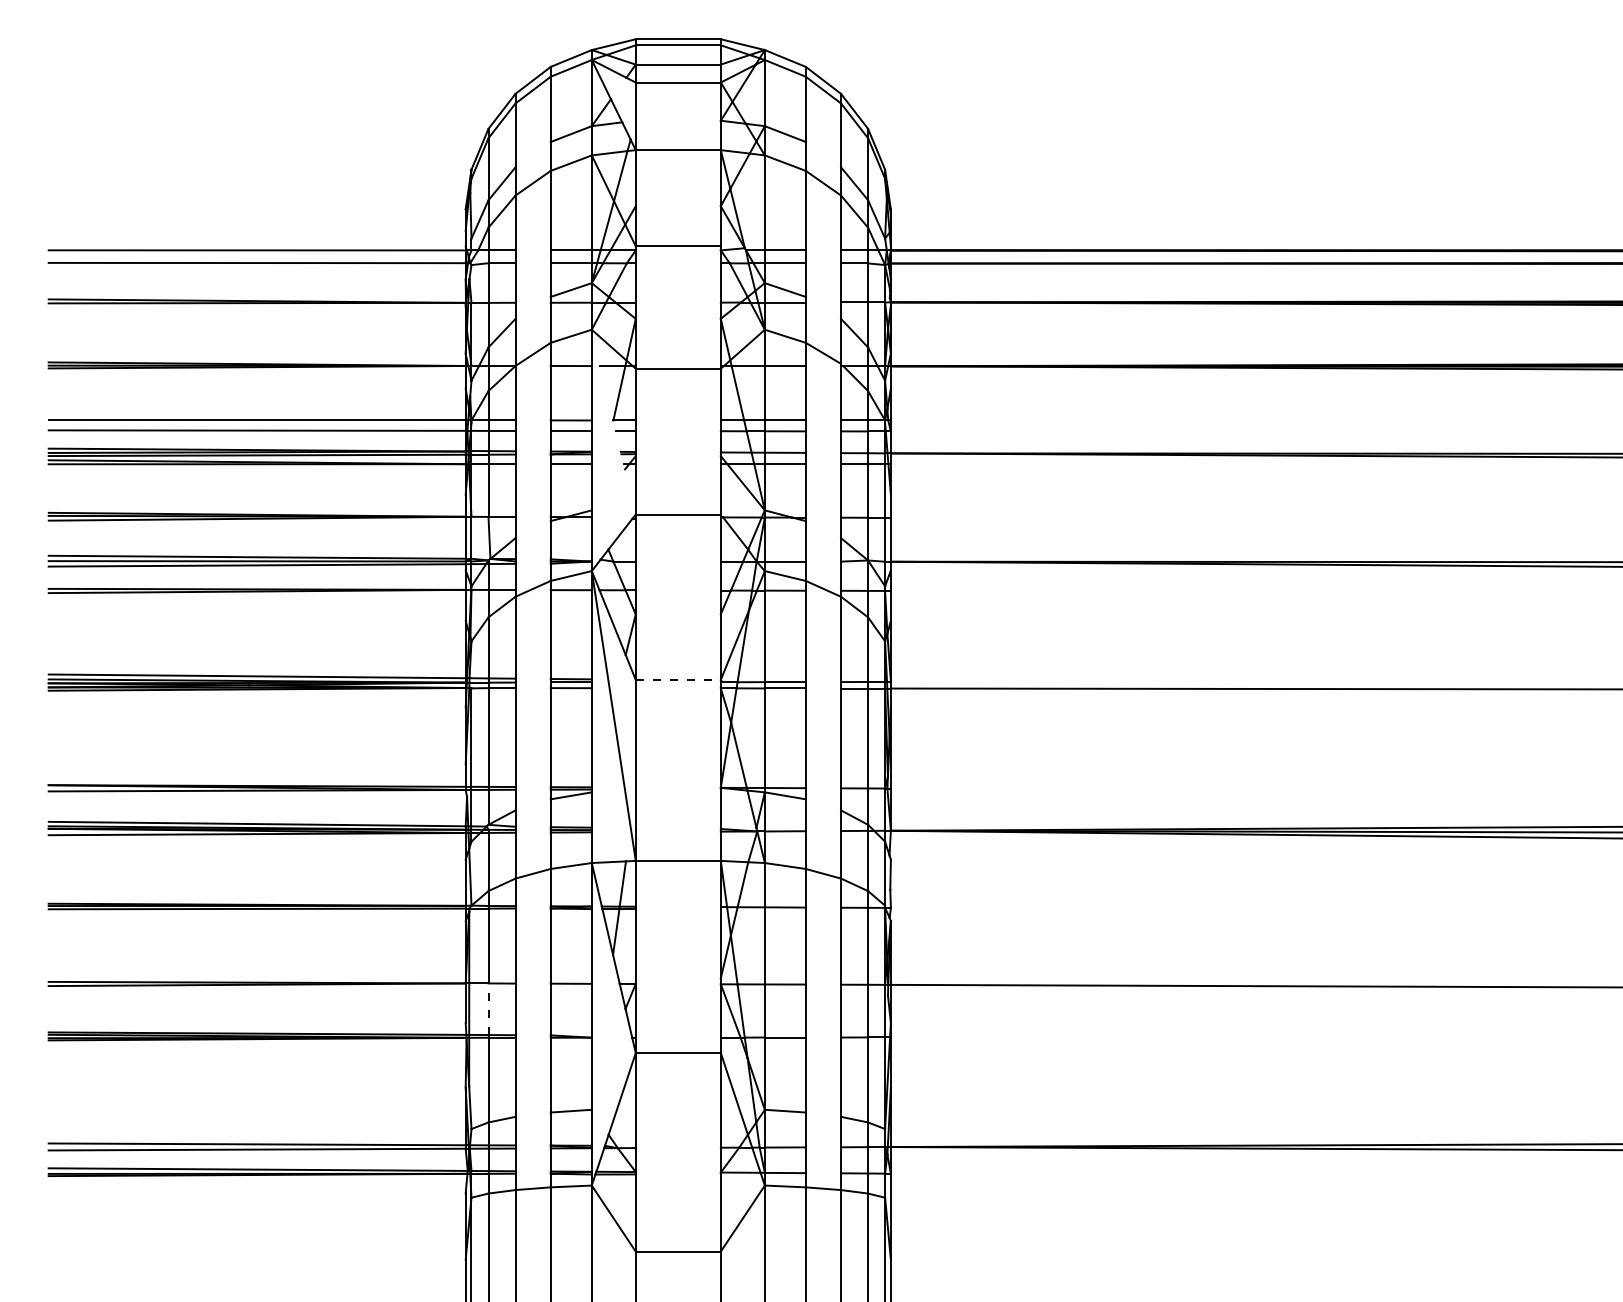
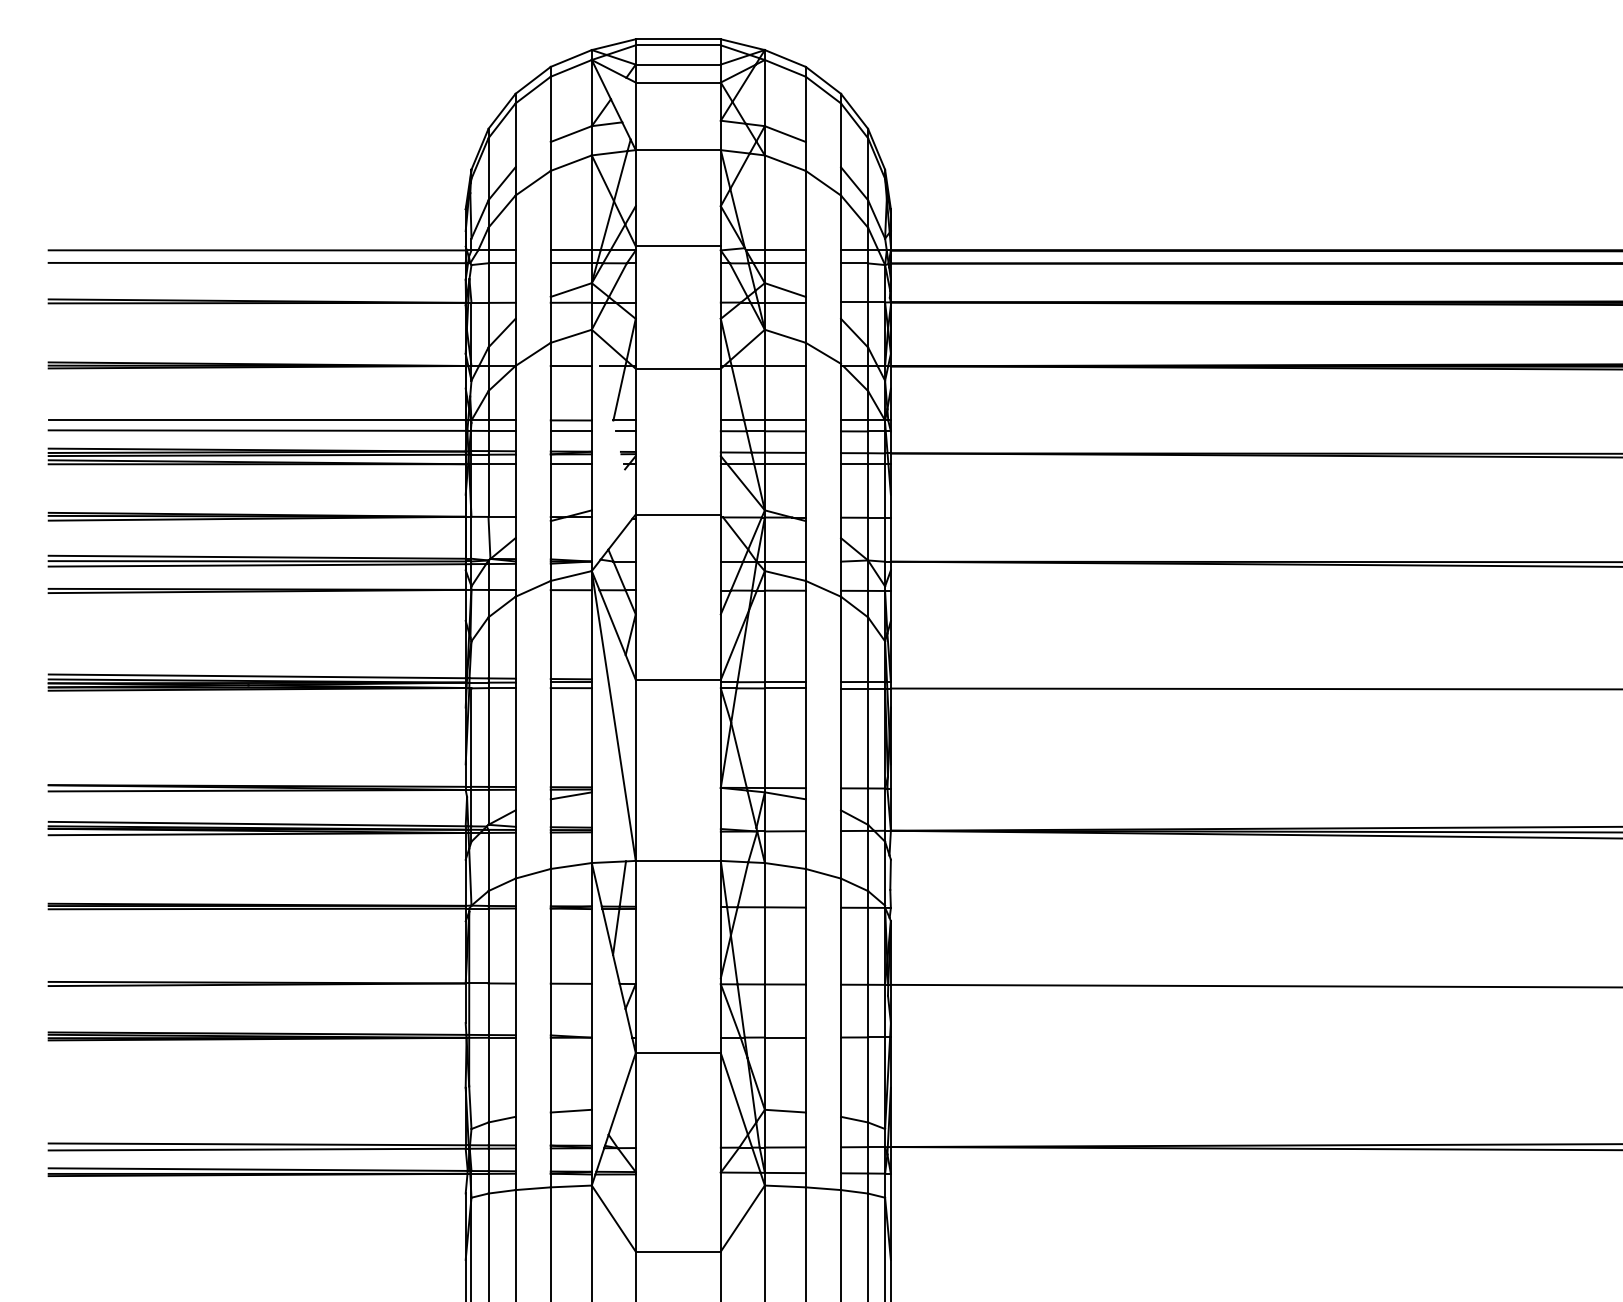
line: dashed -> solid (678, 679)
line: dashed -> solid (488, 1009)
